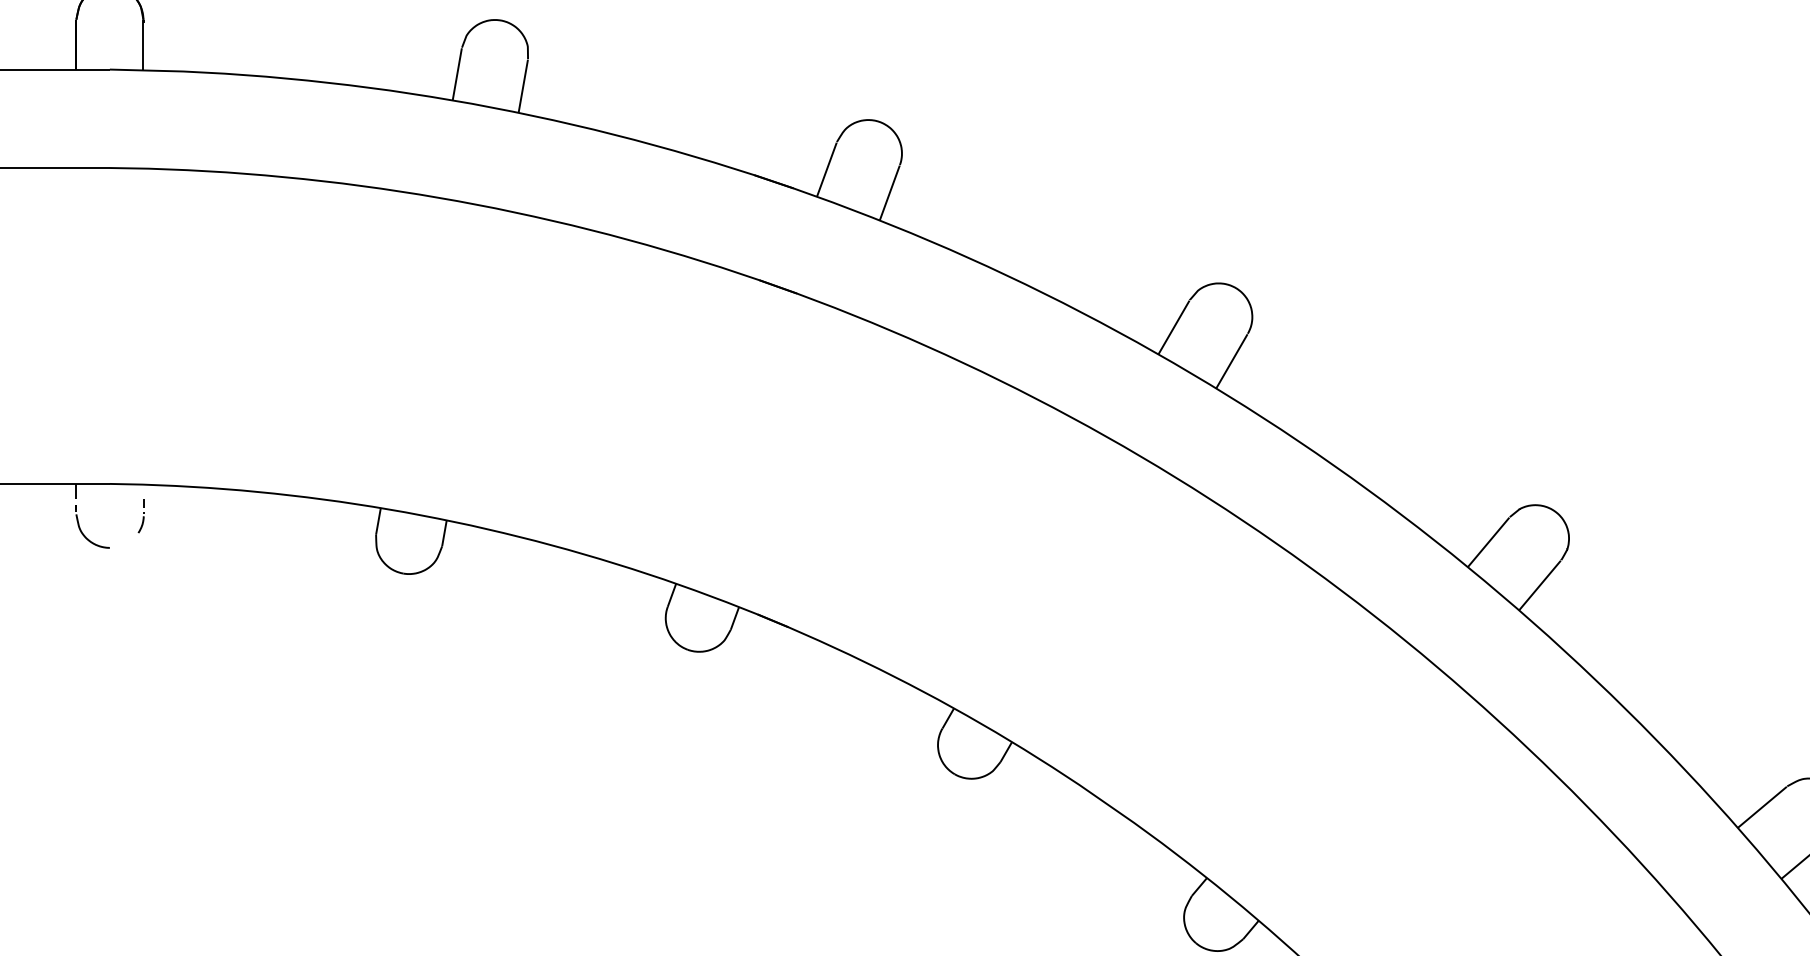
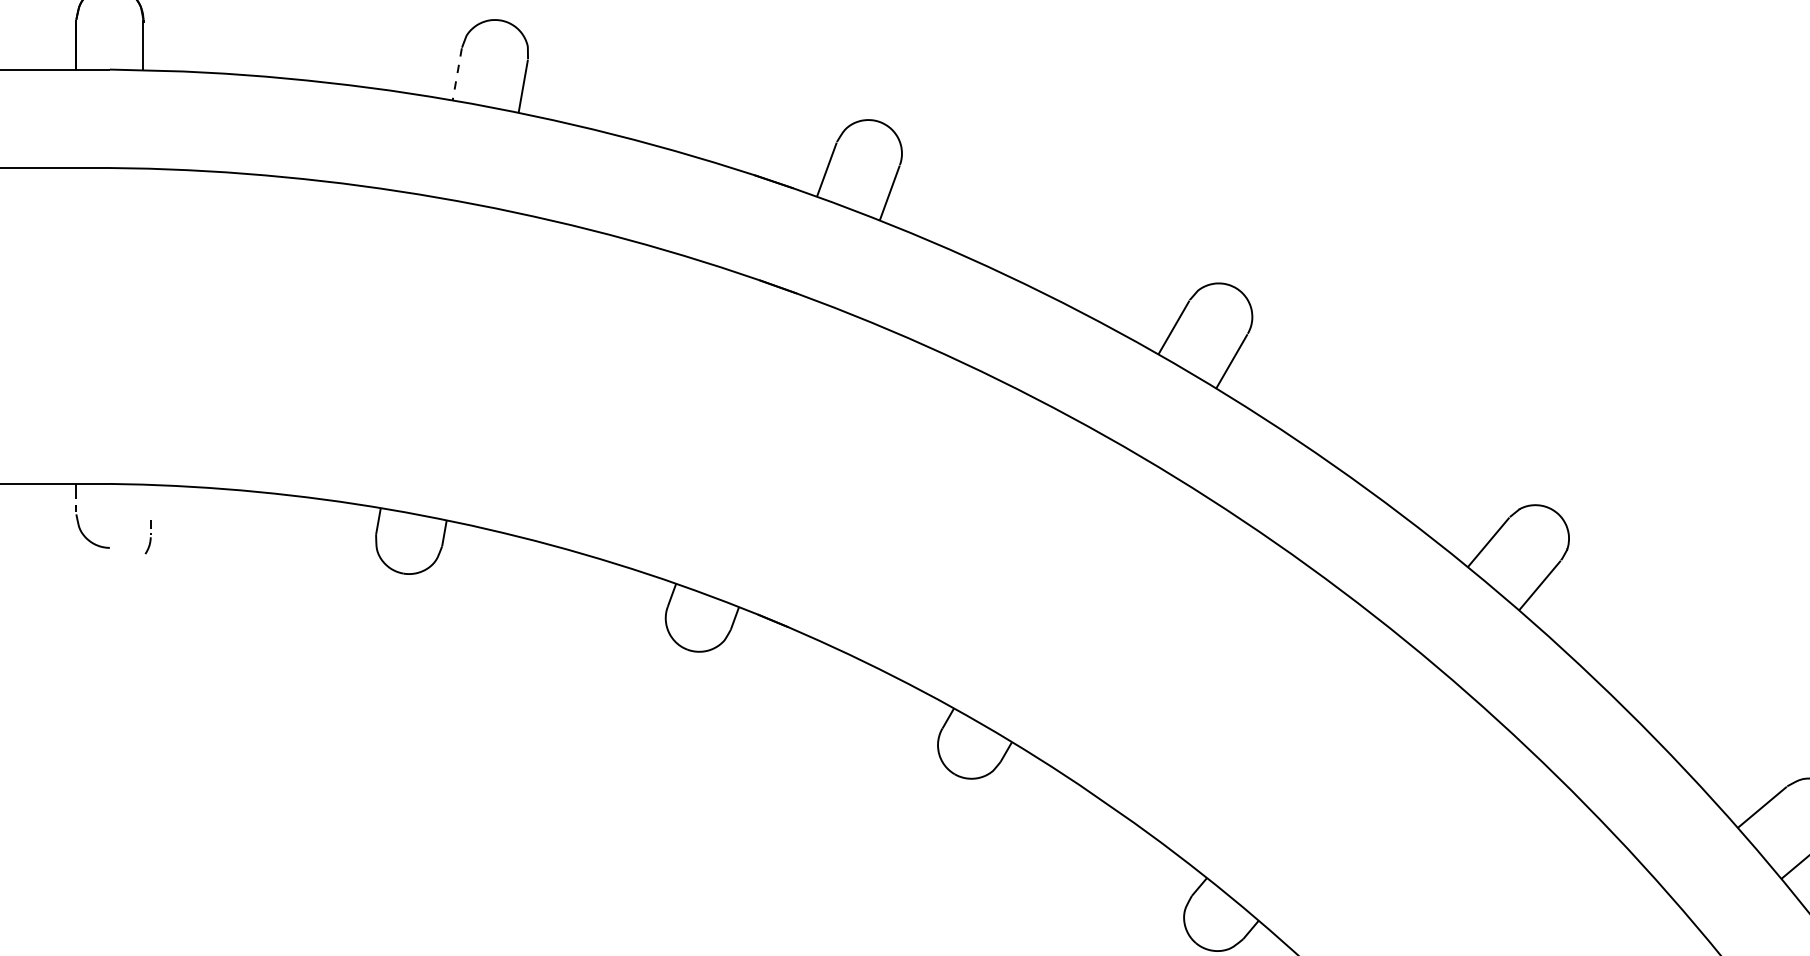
line: solid -> dashed (457, 74)
part position: (140, 516) -> (147, 537) (147, 537)
